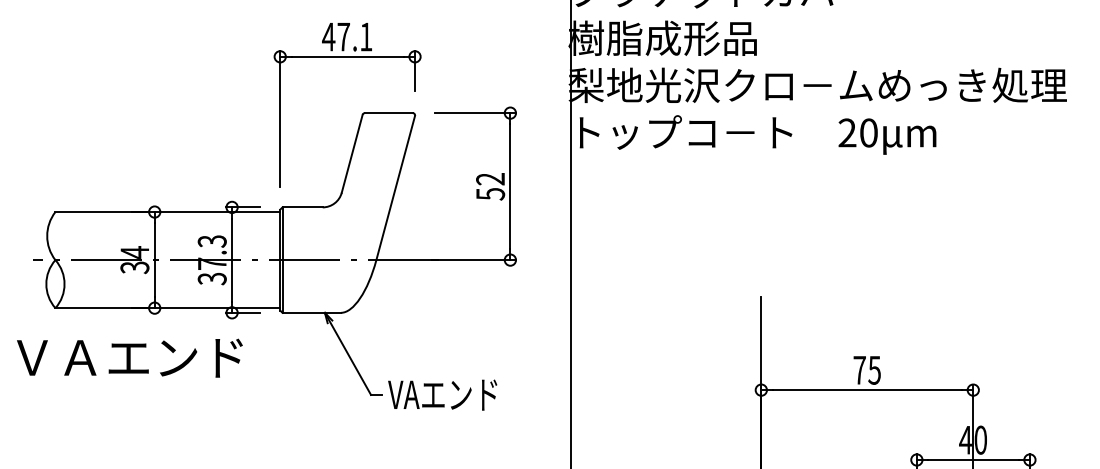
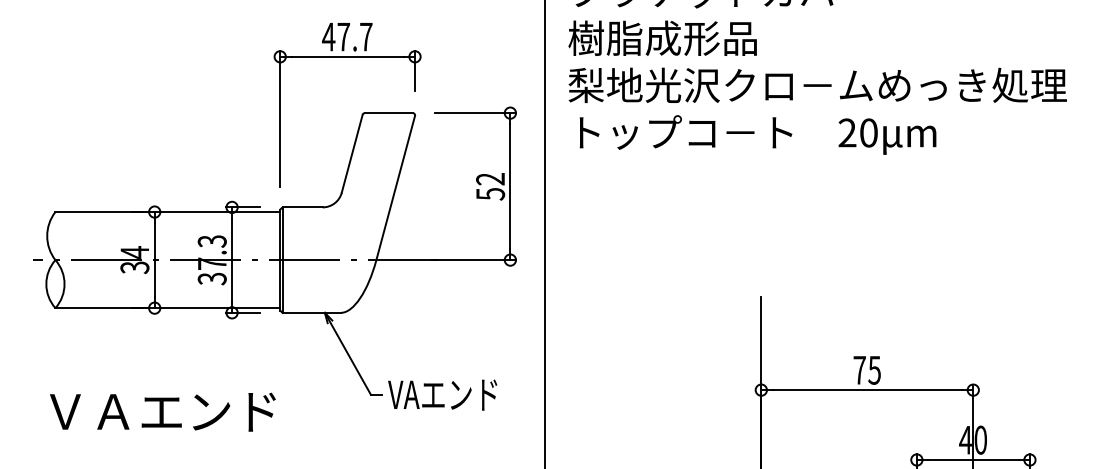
text: 47.1 -> 47.7 (366, 37)
line position: (570, 233) -> (544, 233) (544, 233)
text position: (129, 357) -> (162, 411) (162, 411)
